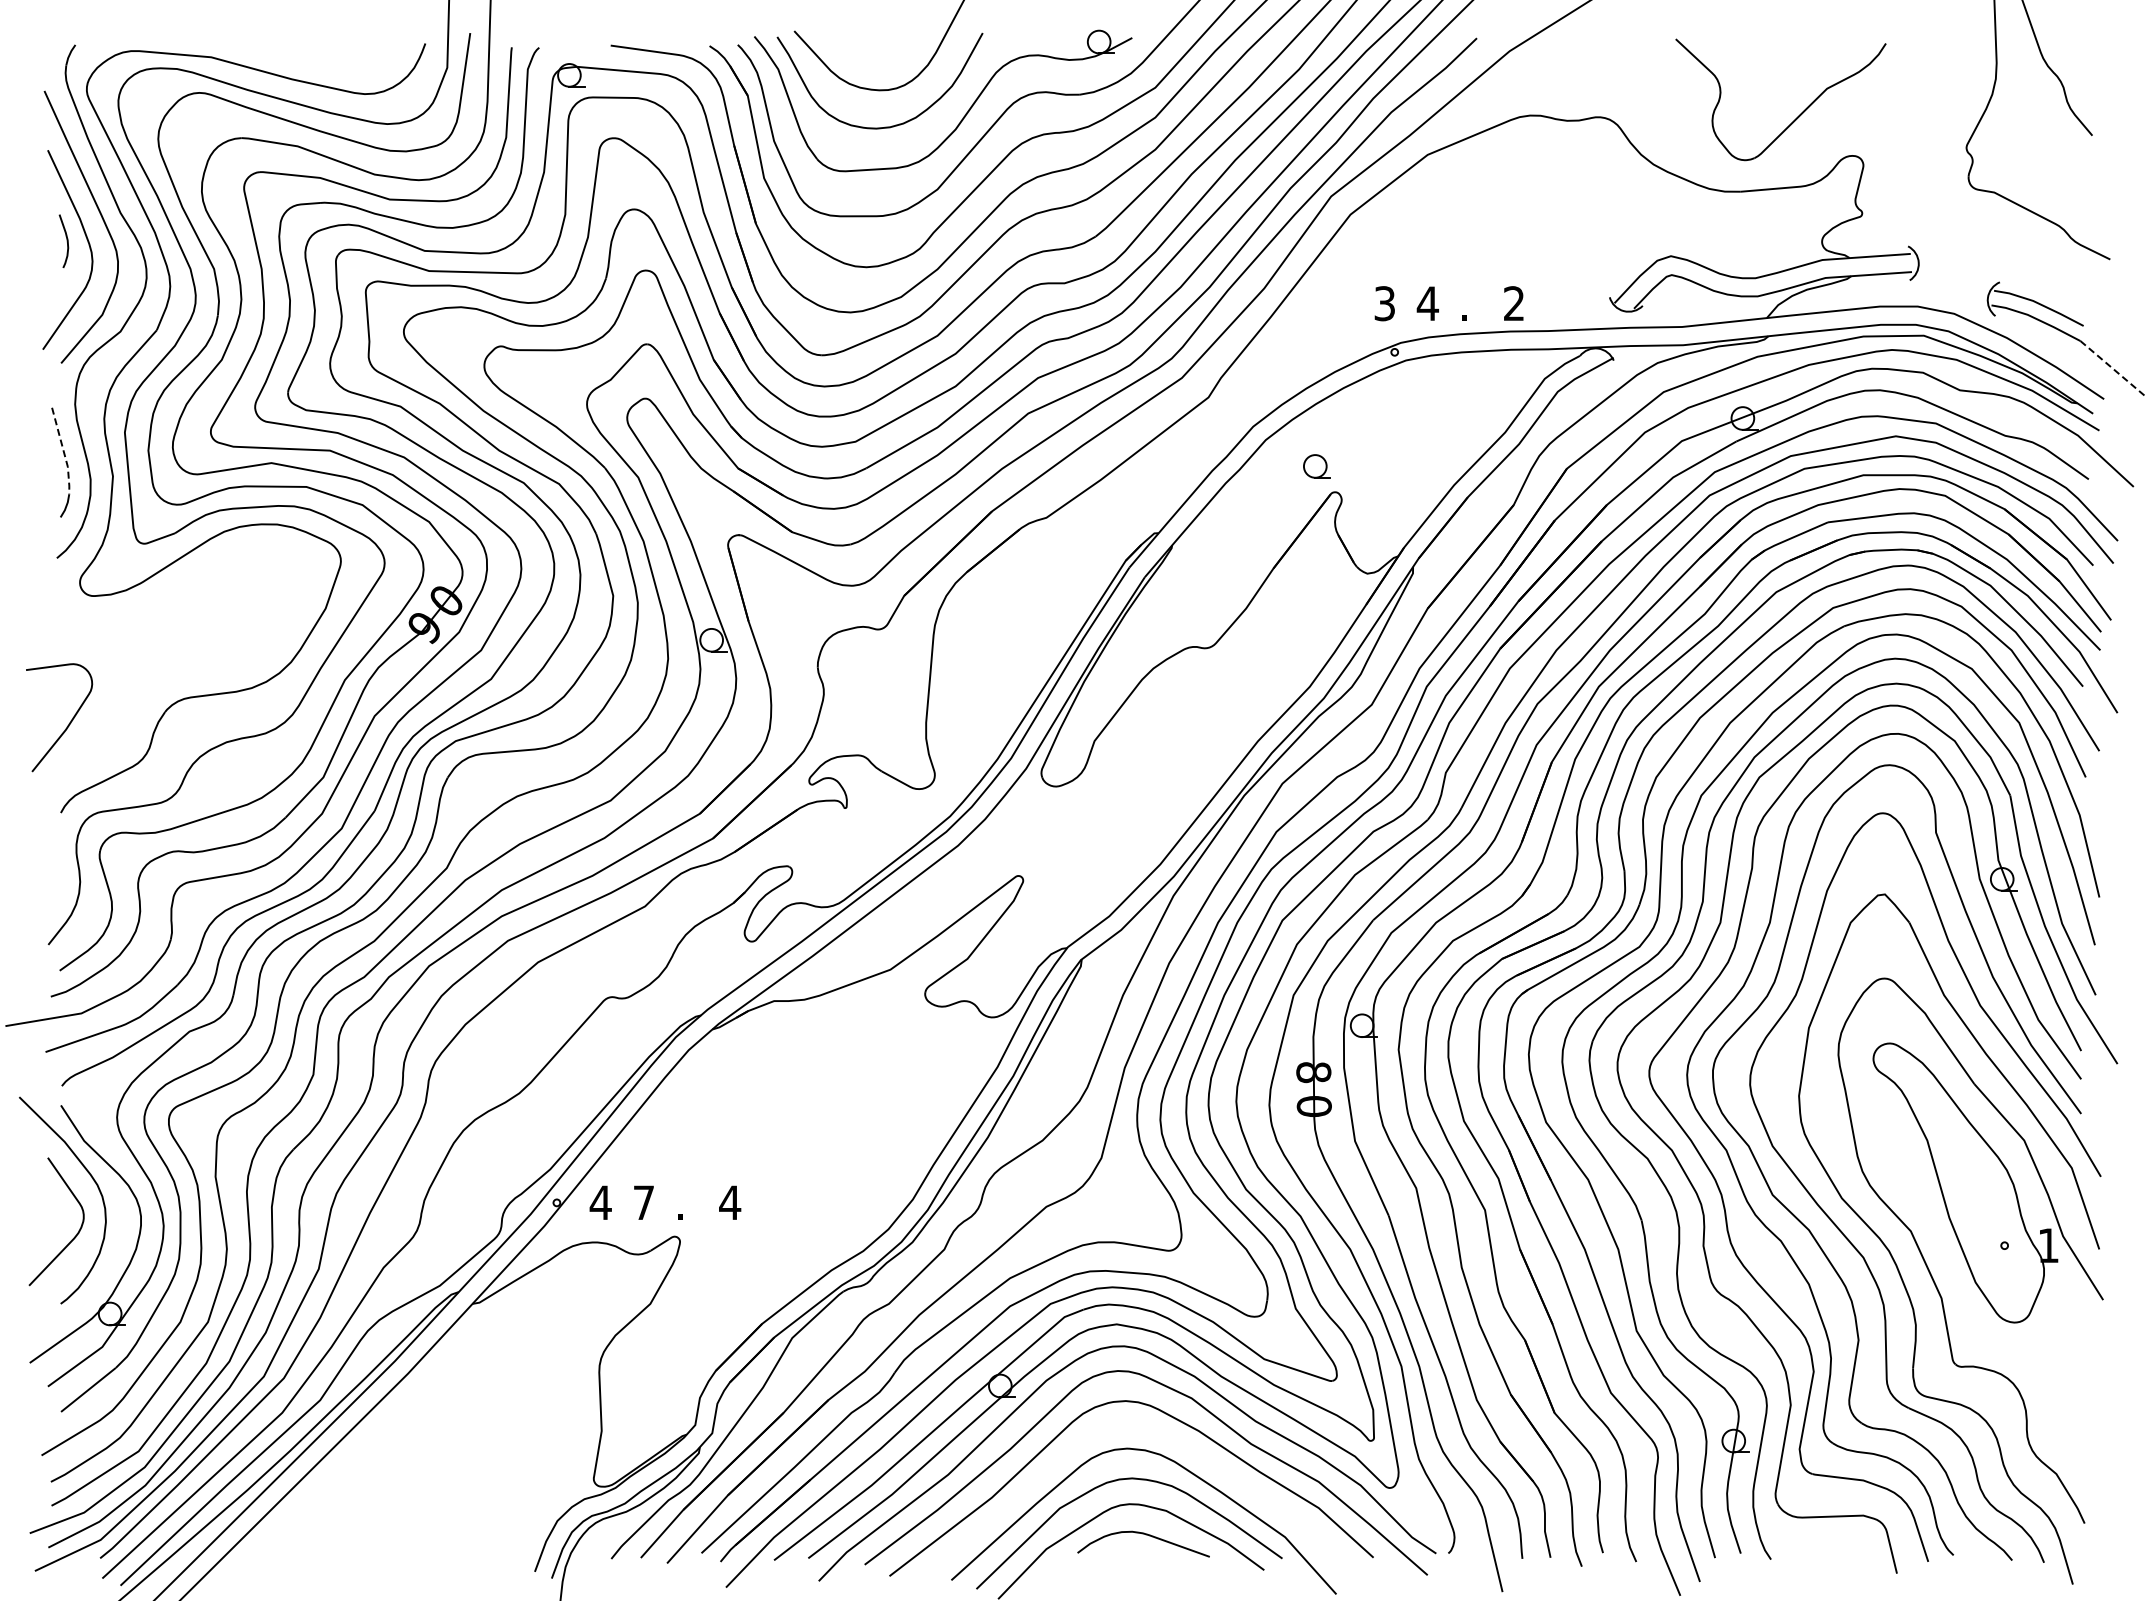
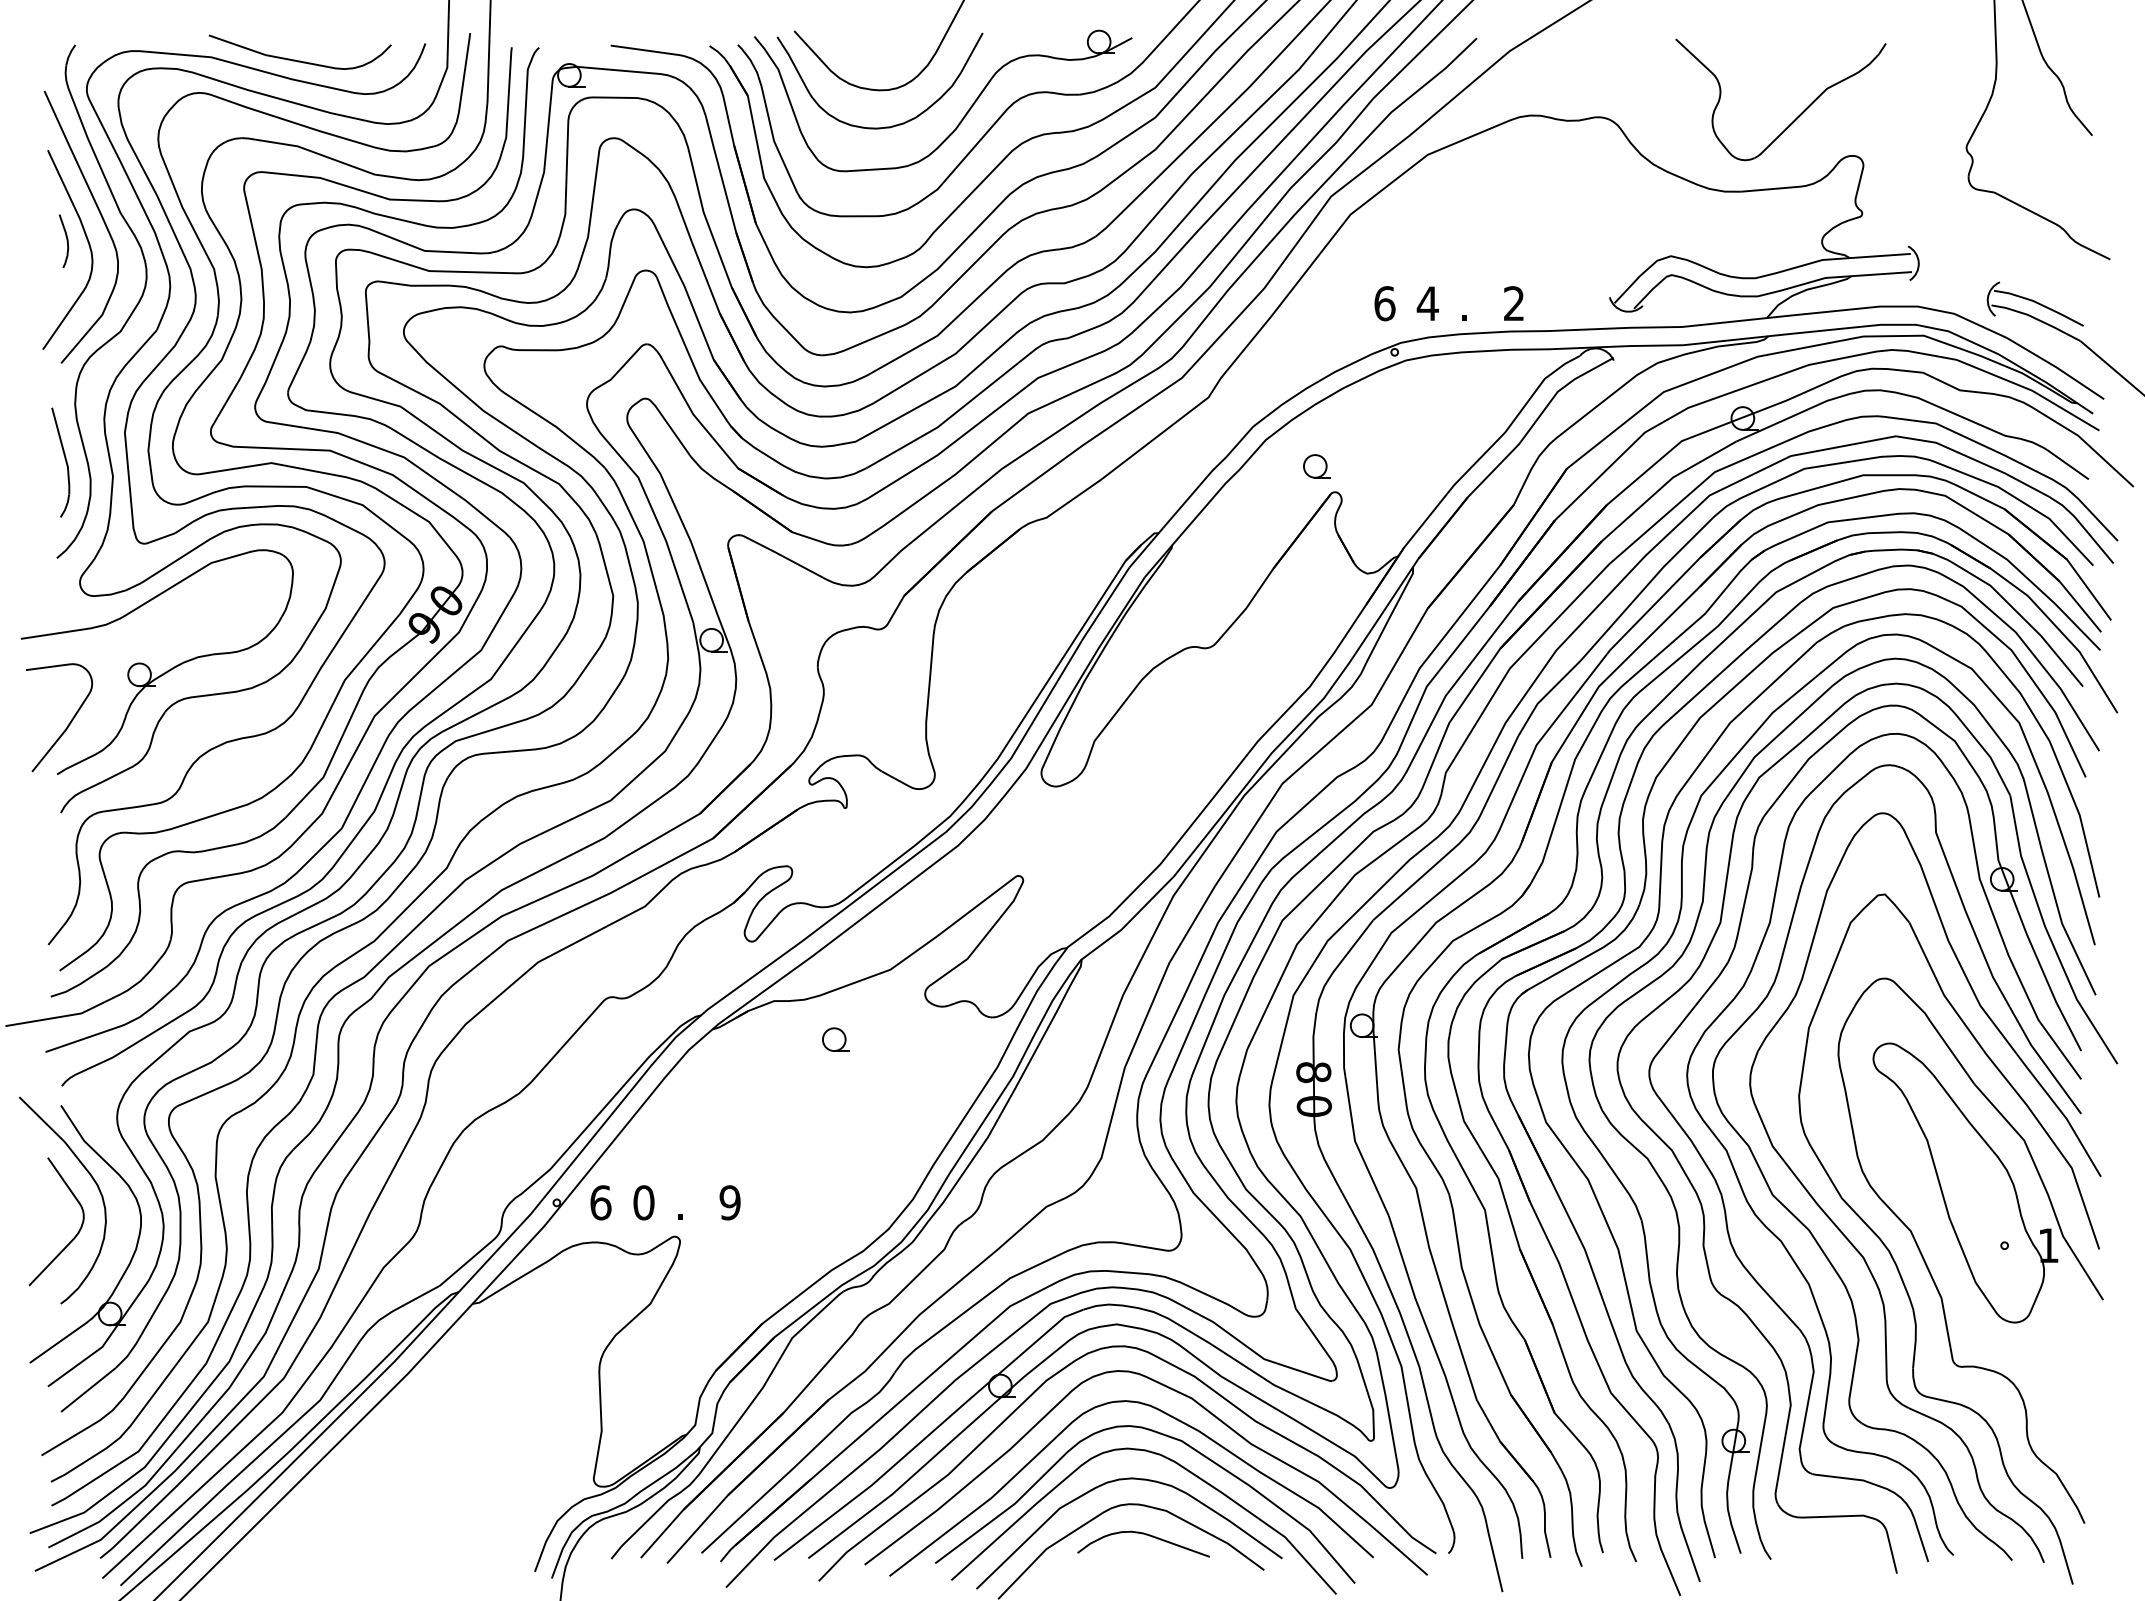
curve: none -> present (295, 59)
text: 3 -> 6 (1384, 303)
line: dashed -> solid (2113, 368)
line: dashed -> solid (64, 452)
part: none -> present (150, 668)
part: none -> present (835, 1039)
text: 4 -> 6 (600, 1202)
text: 7 -> 0 (643, 1202)
text: 4 -> 9 (730, 1202)
curve: none -> present (1173, 1439)
